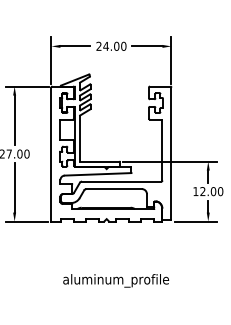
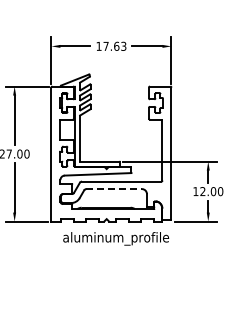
text: 24.00 -> 17.63 (111, 45)
line: solid -> dashed (114, 189)
text position: (116, 280) -> (116, 238) (116, 238)
